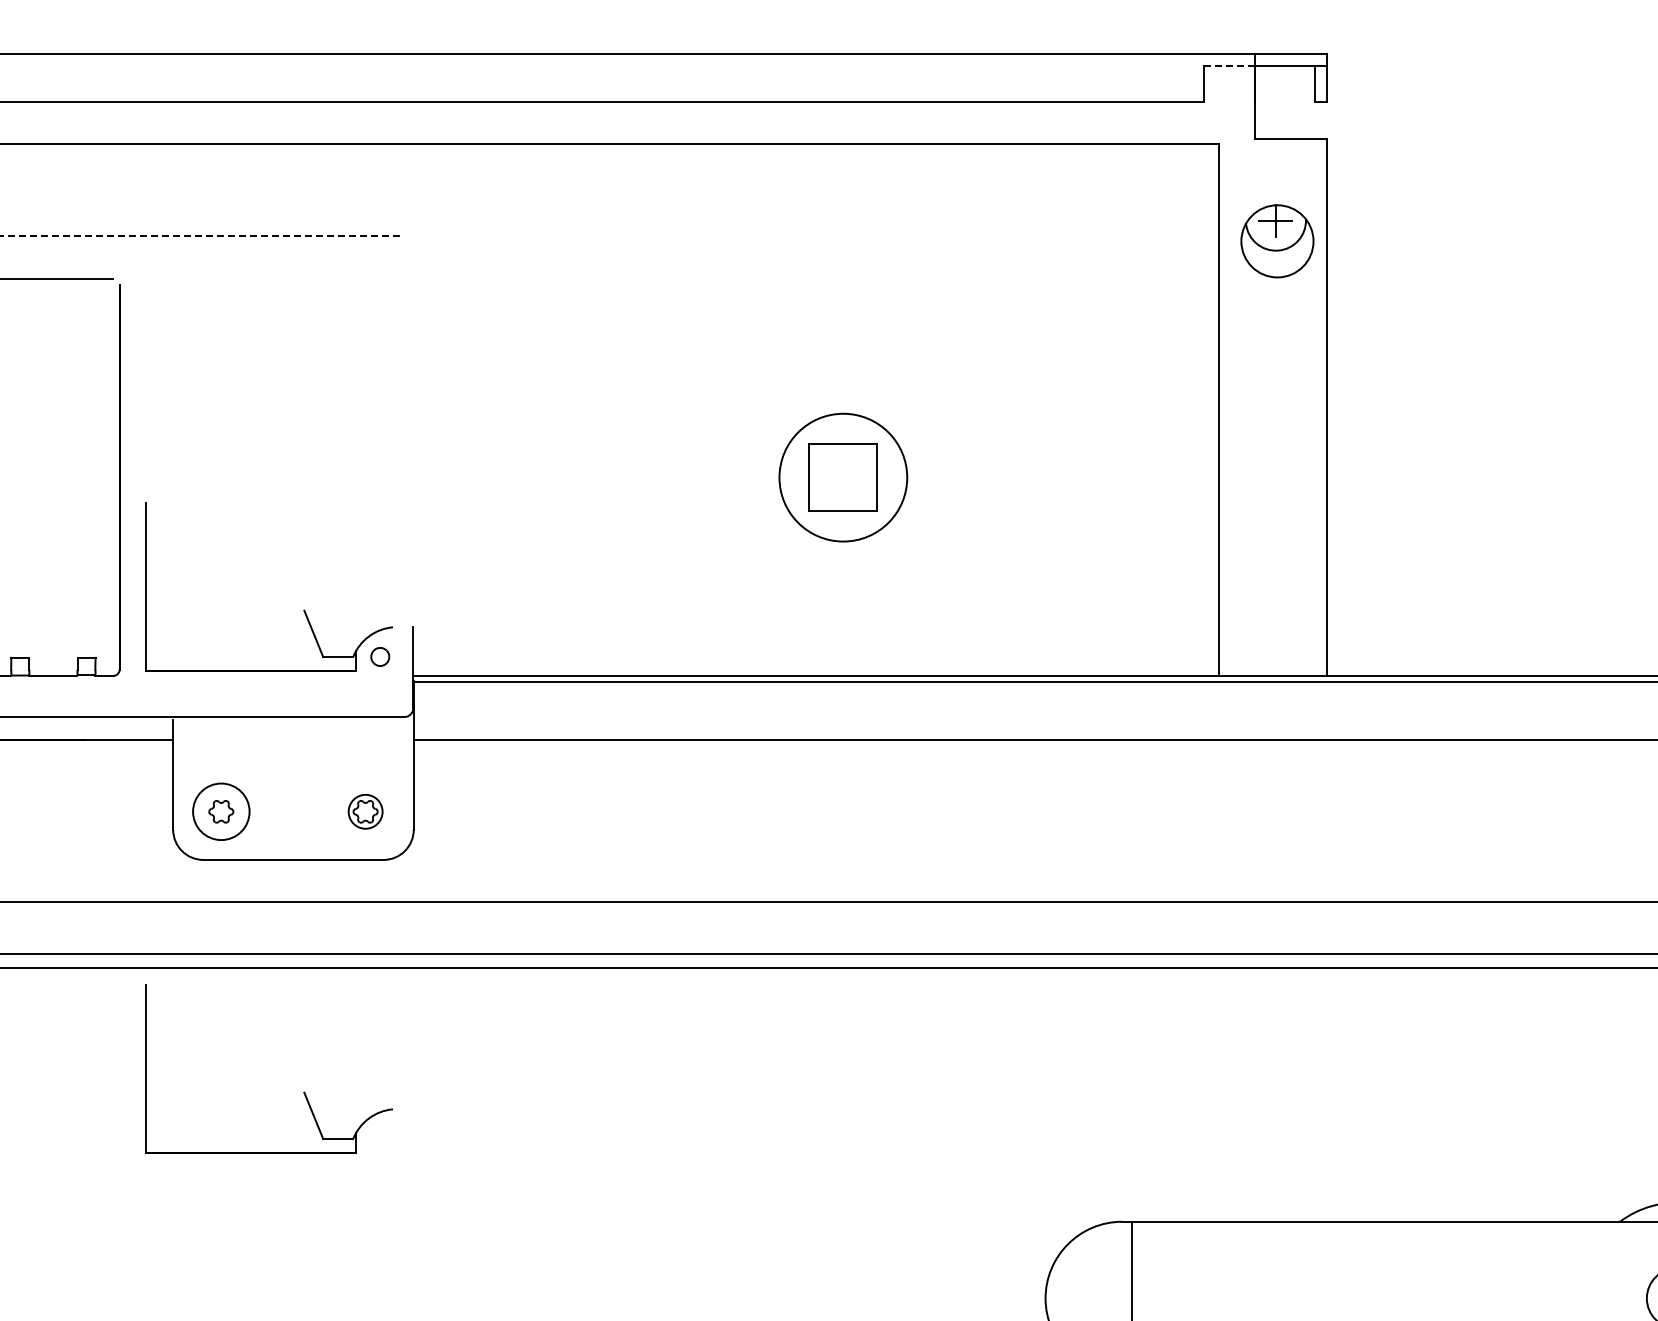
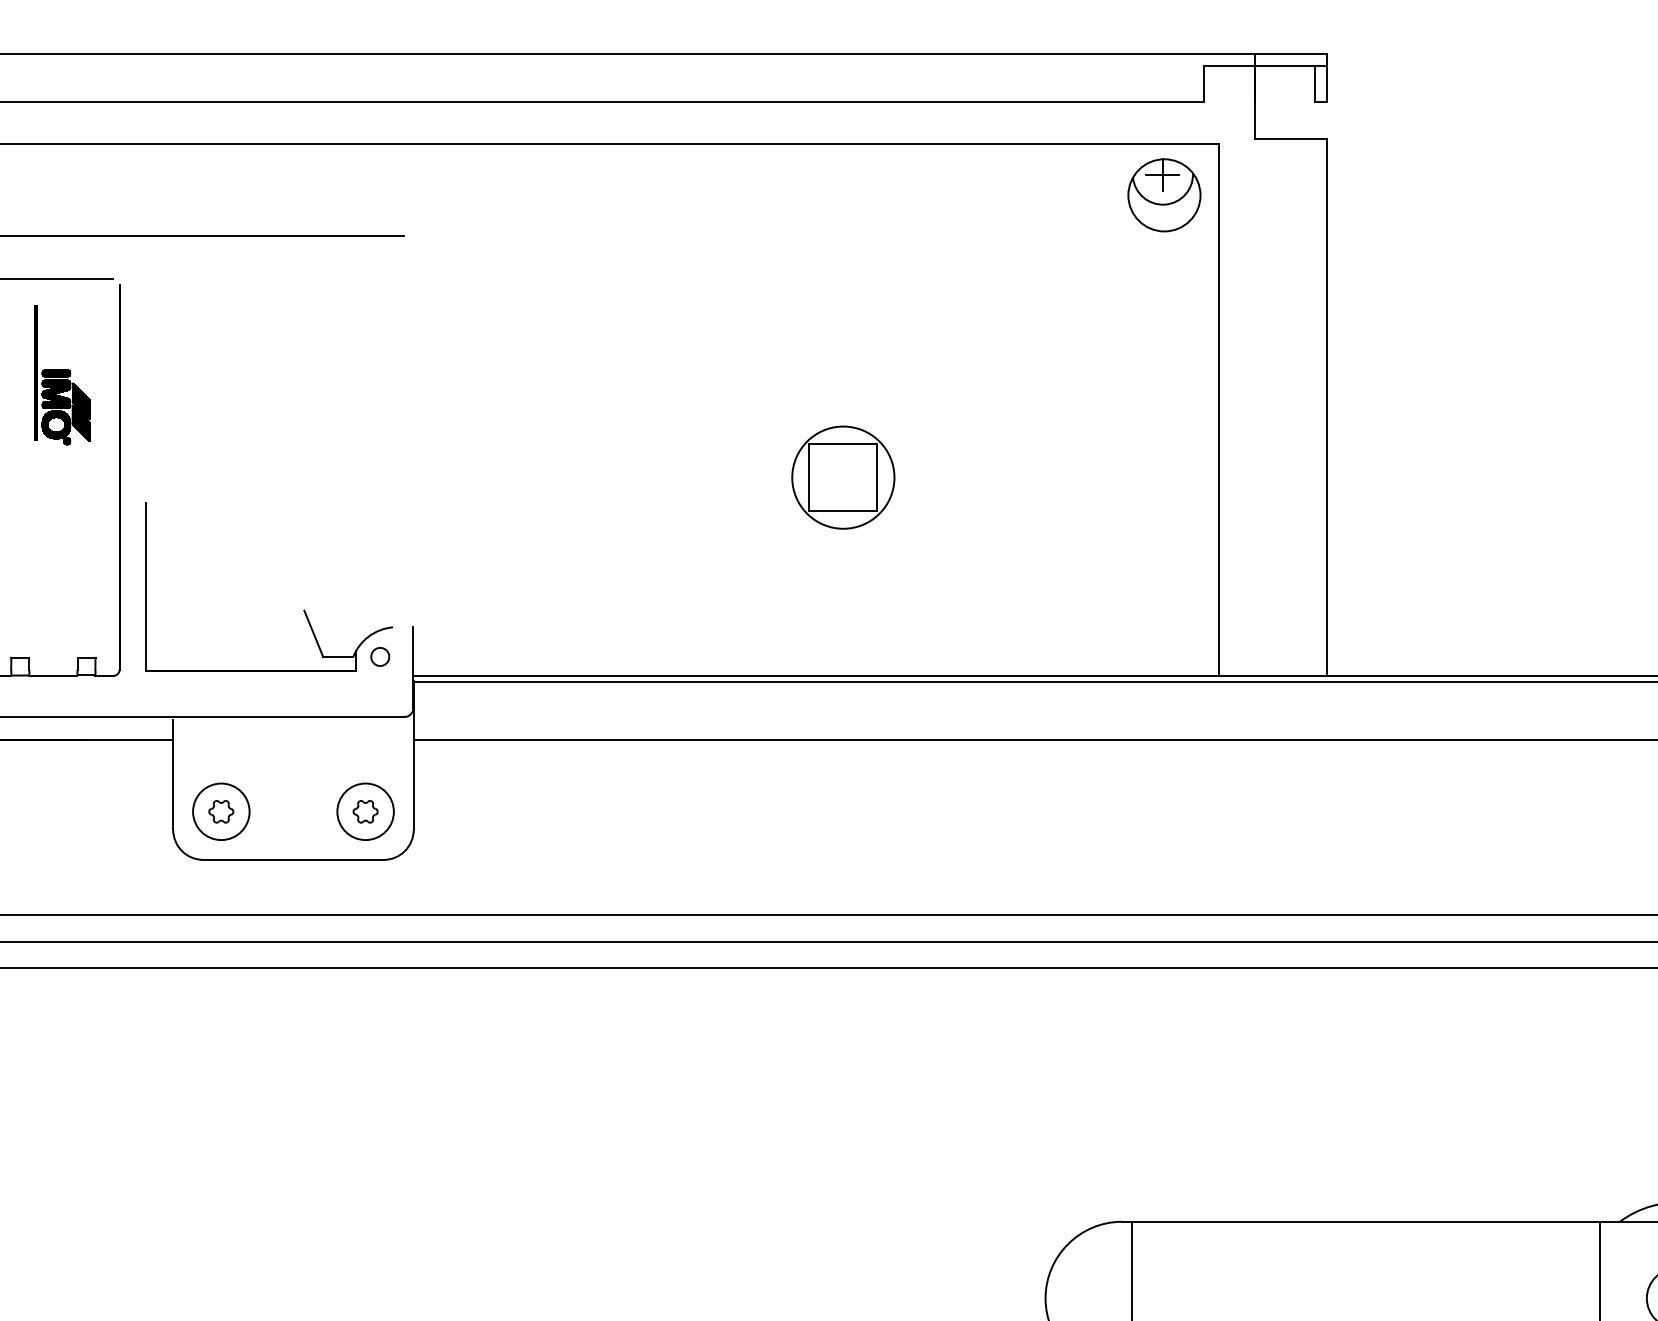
line: dashed -> solid (1229, 66)
line: dashed -> solid (202, 235)
part position: (1277, 241) -> (1164, 195) (1164, 195)
part: none -> present (62, 375)
circle diameter: 128 px -> 102 px (843, 477)
circle diameter: 34 px -> 57 px (365, 811)
line position: (828, 902) -> (828, 915) (828, 915)
line position: (828, 954) -> (828, 942) (828, 942)
part: present -> none (303, 1092)
line: none -> present (1600, 1269)
